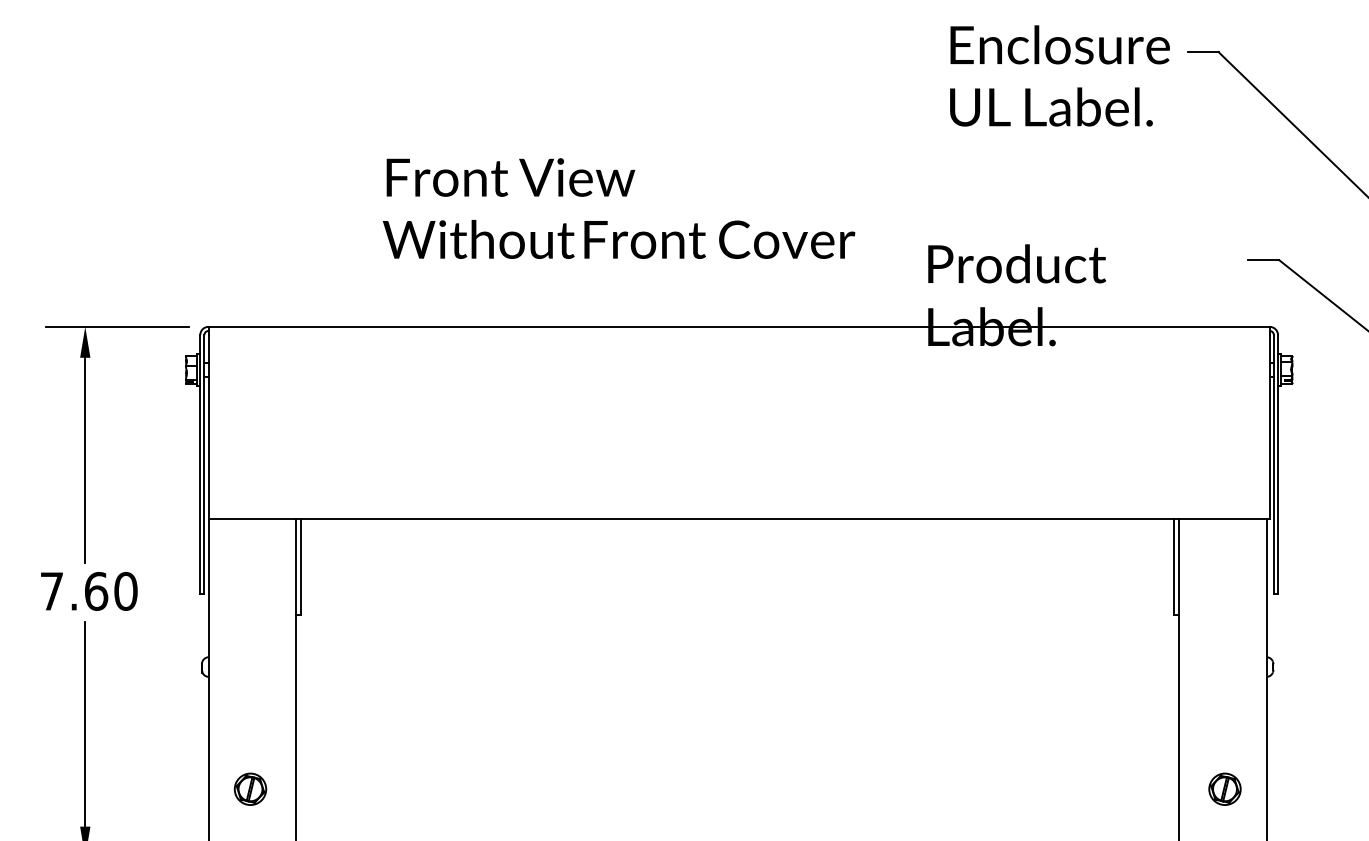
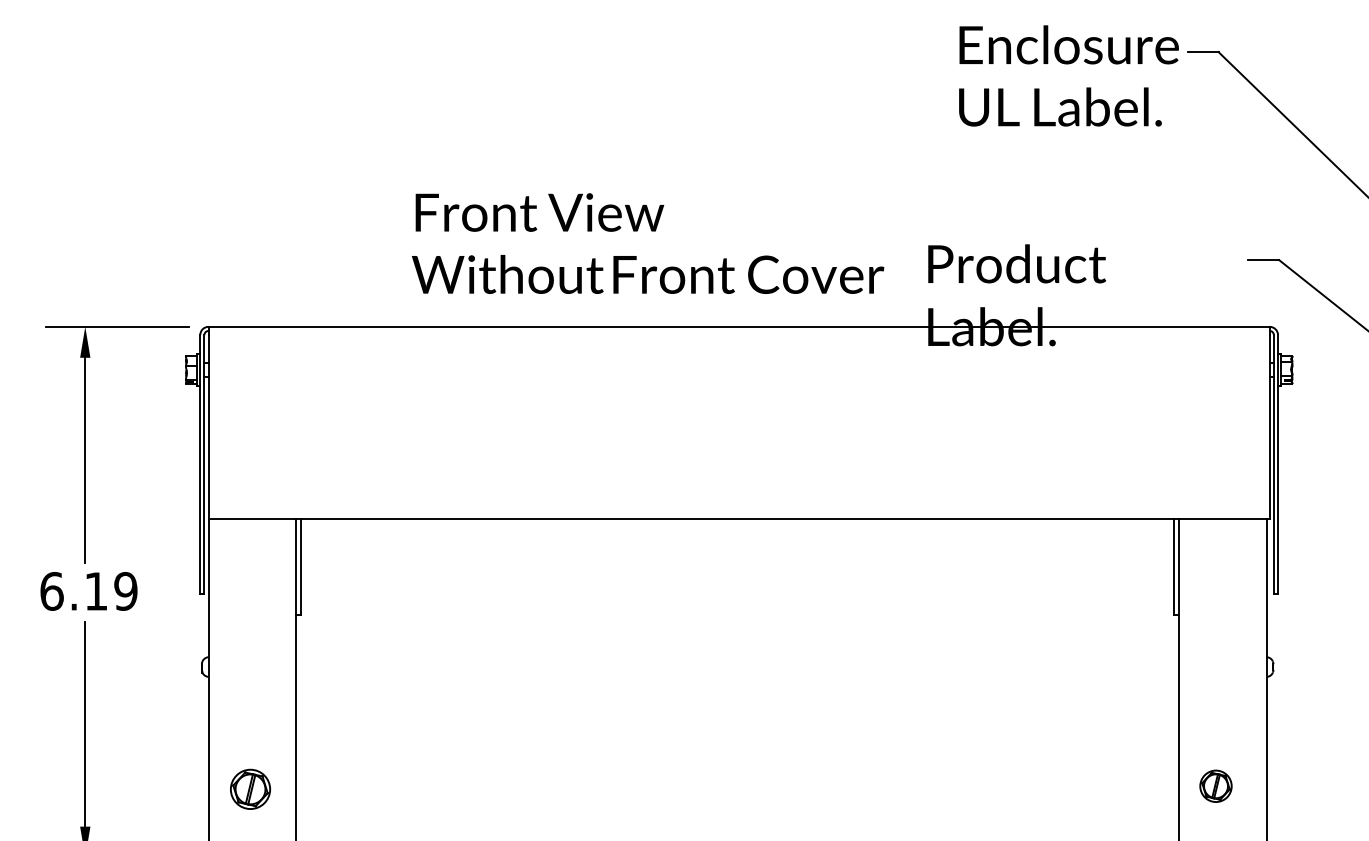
text position: (1059, 75) -> (1068, 75) (1068, 75)
text position: (619, 208) -> (648, 243) (648, 243)
text: 7.60 -> 6.19 (88, 591)
part size: 35x34 px -> 41x42 px (250, 788)
part position: (1224, 788) -> (1215, 785) (1215, 785)
